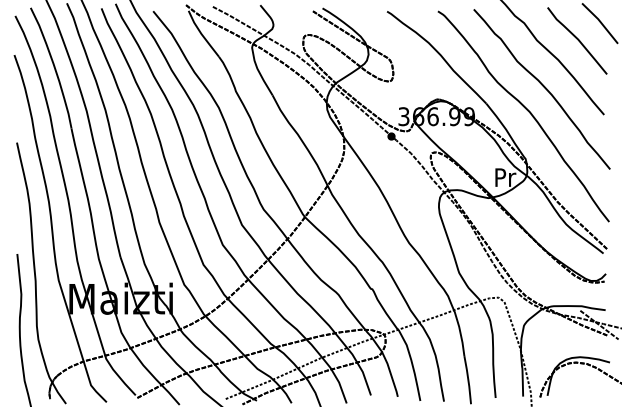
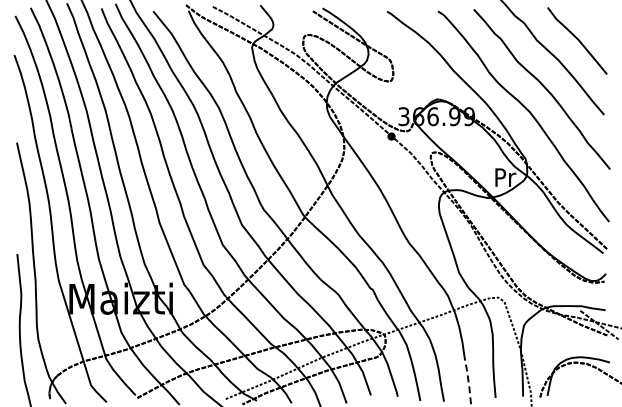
line: present -> none (599, 22)
line: solid -> dashed (468, 379)
